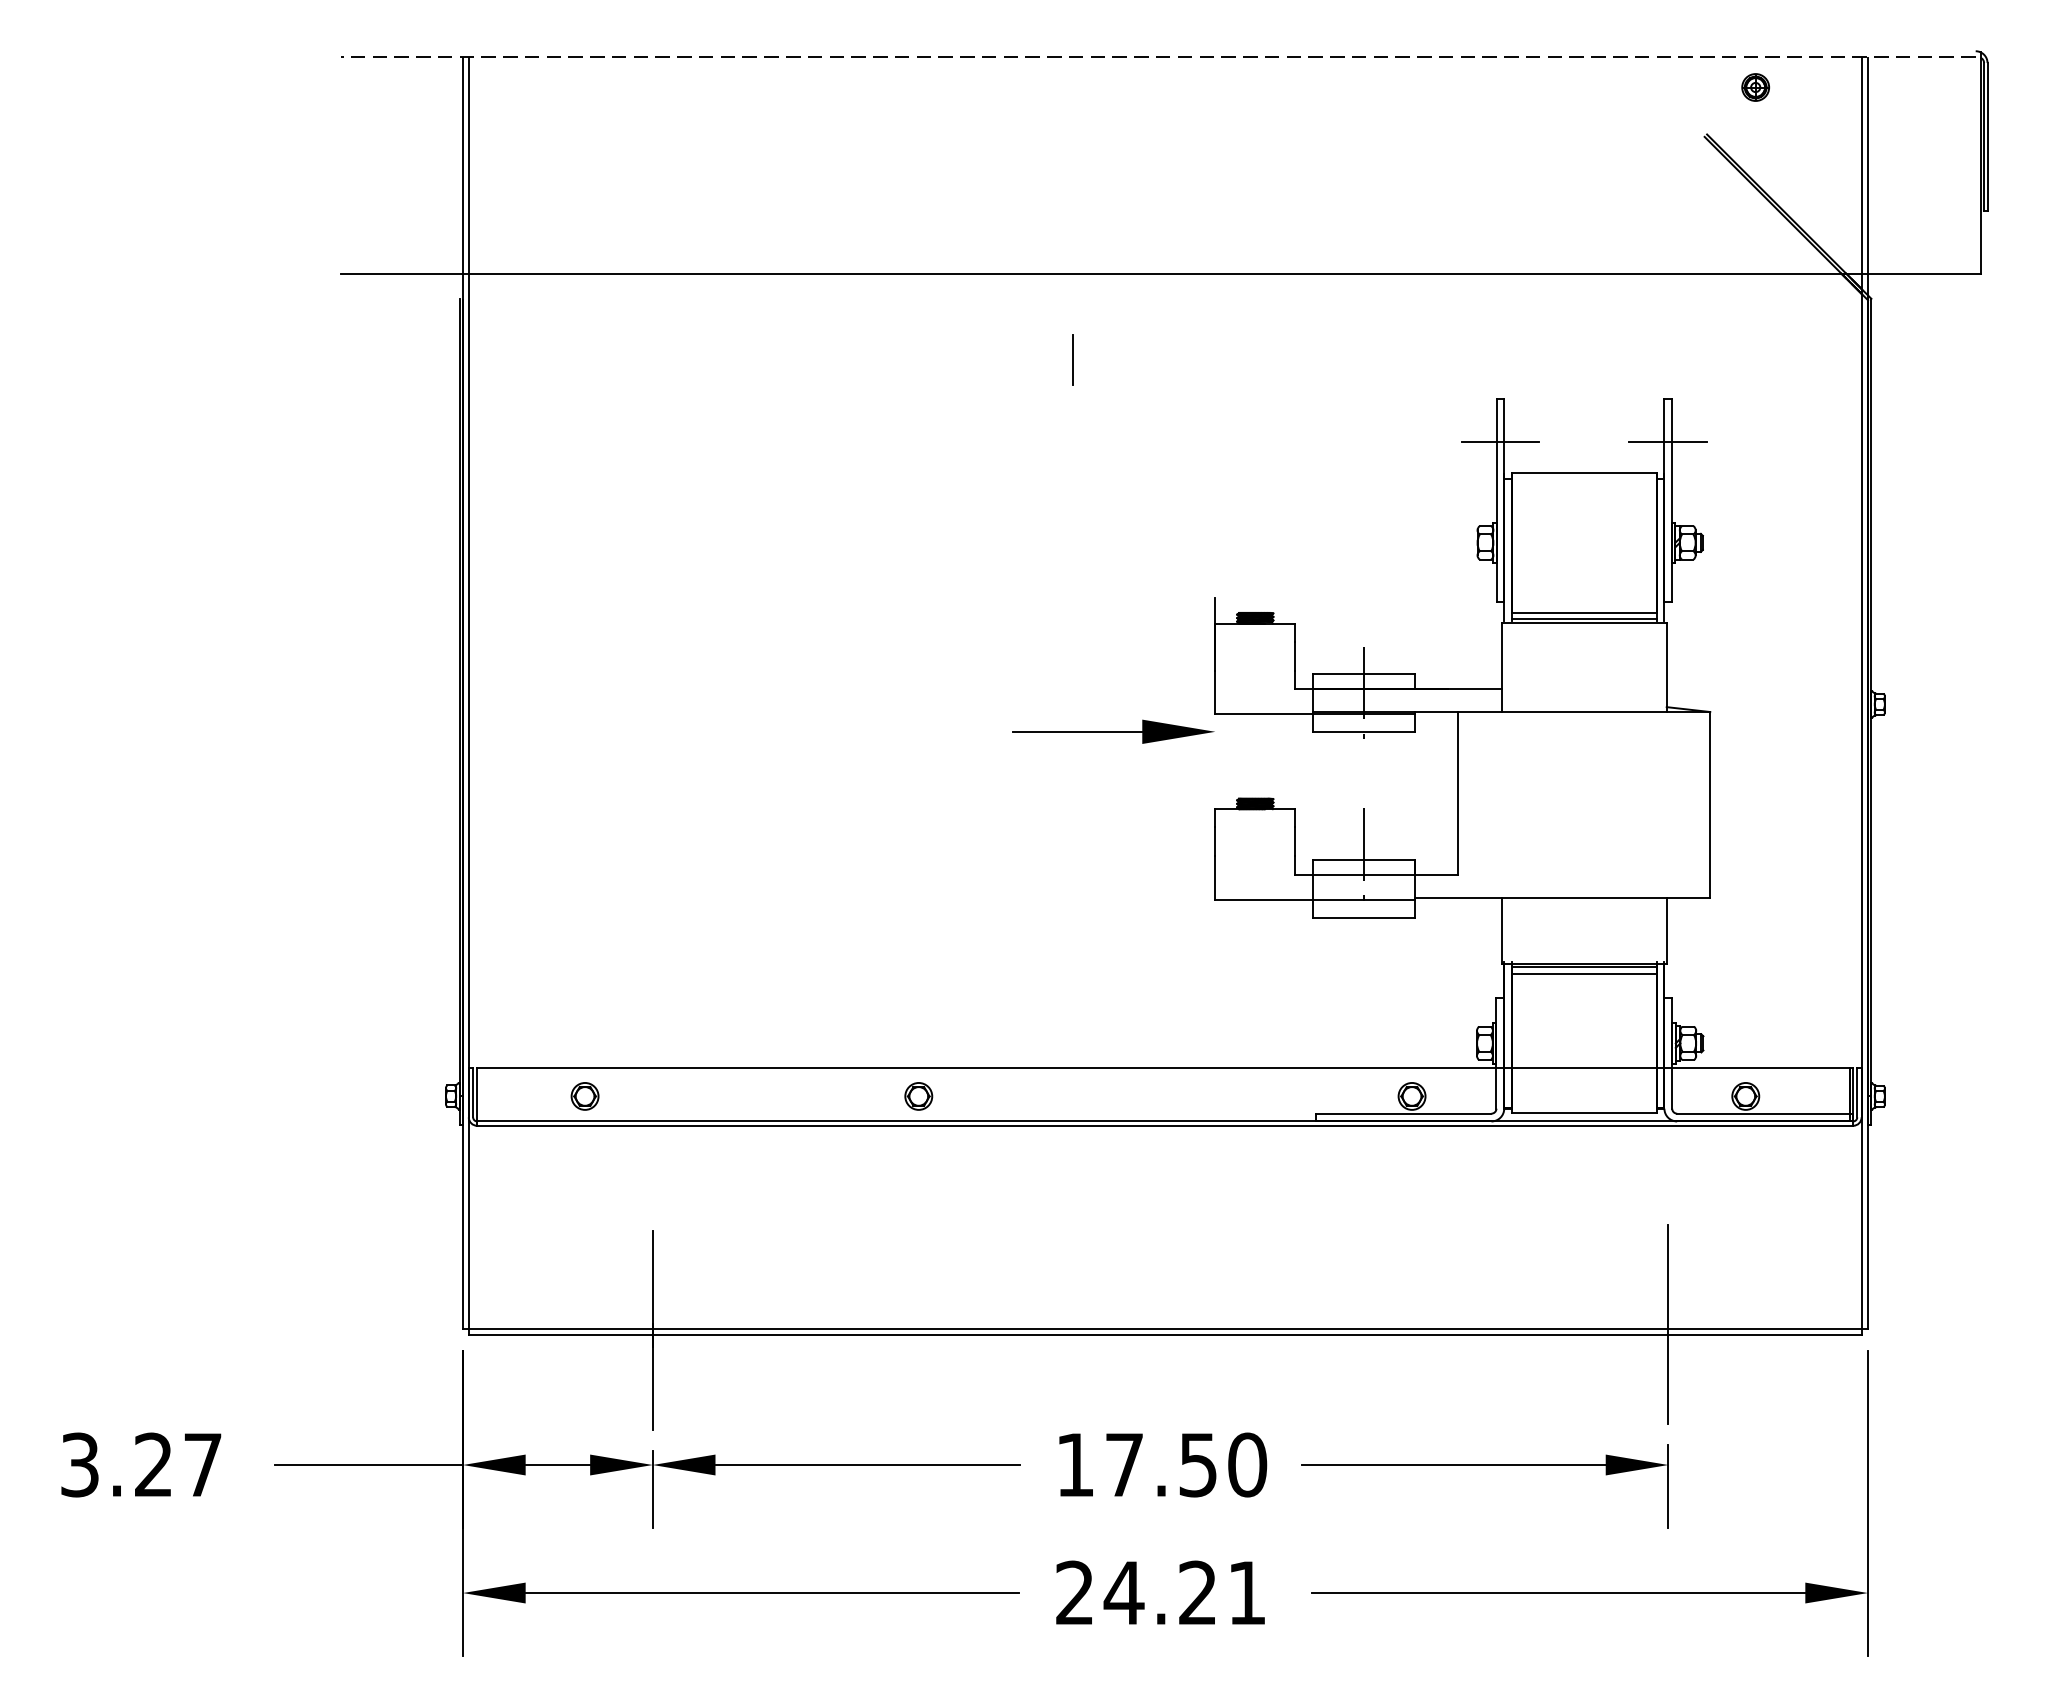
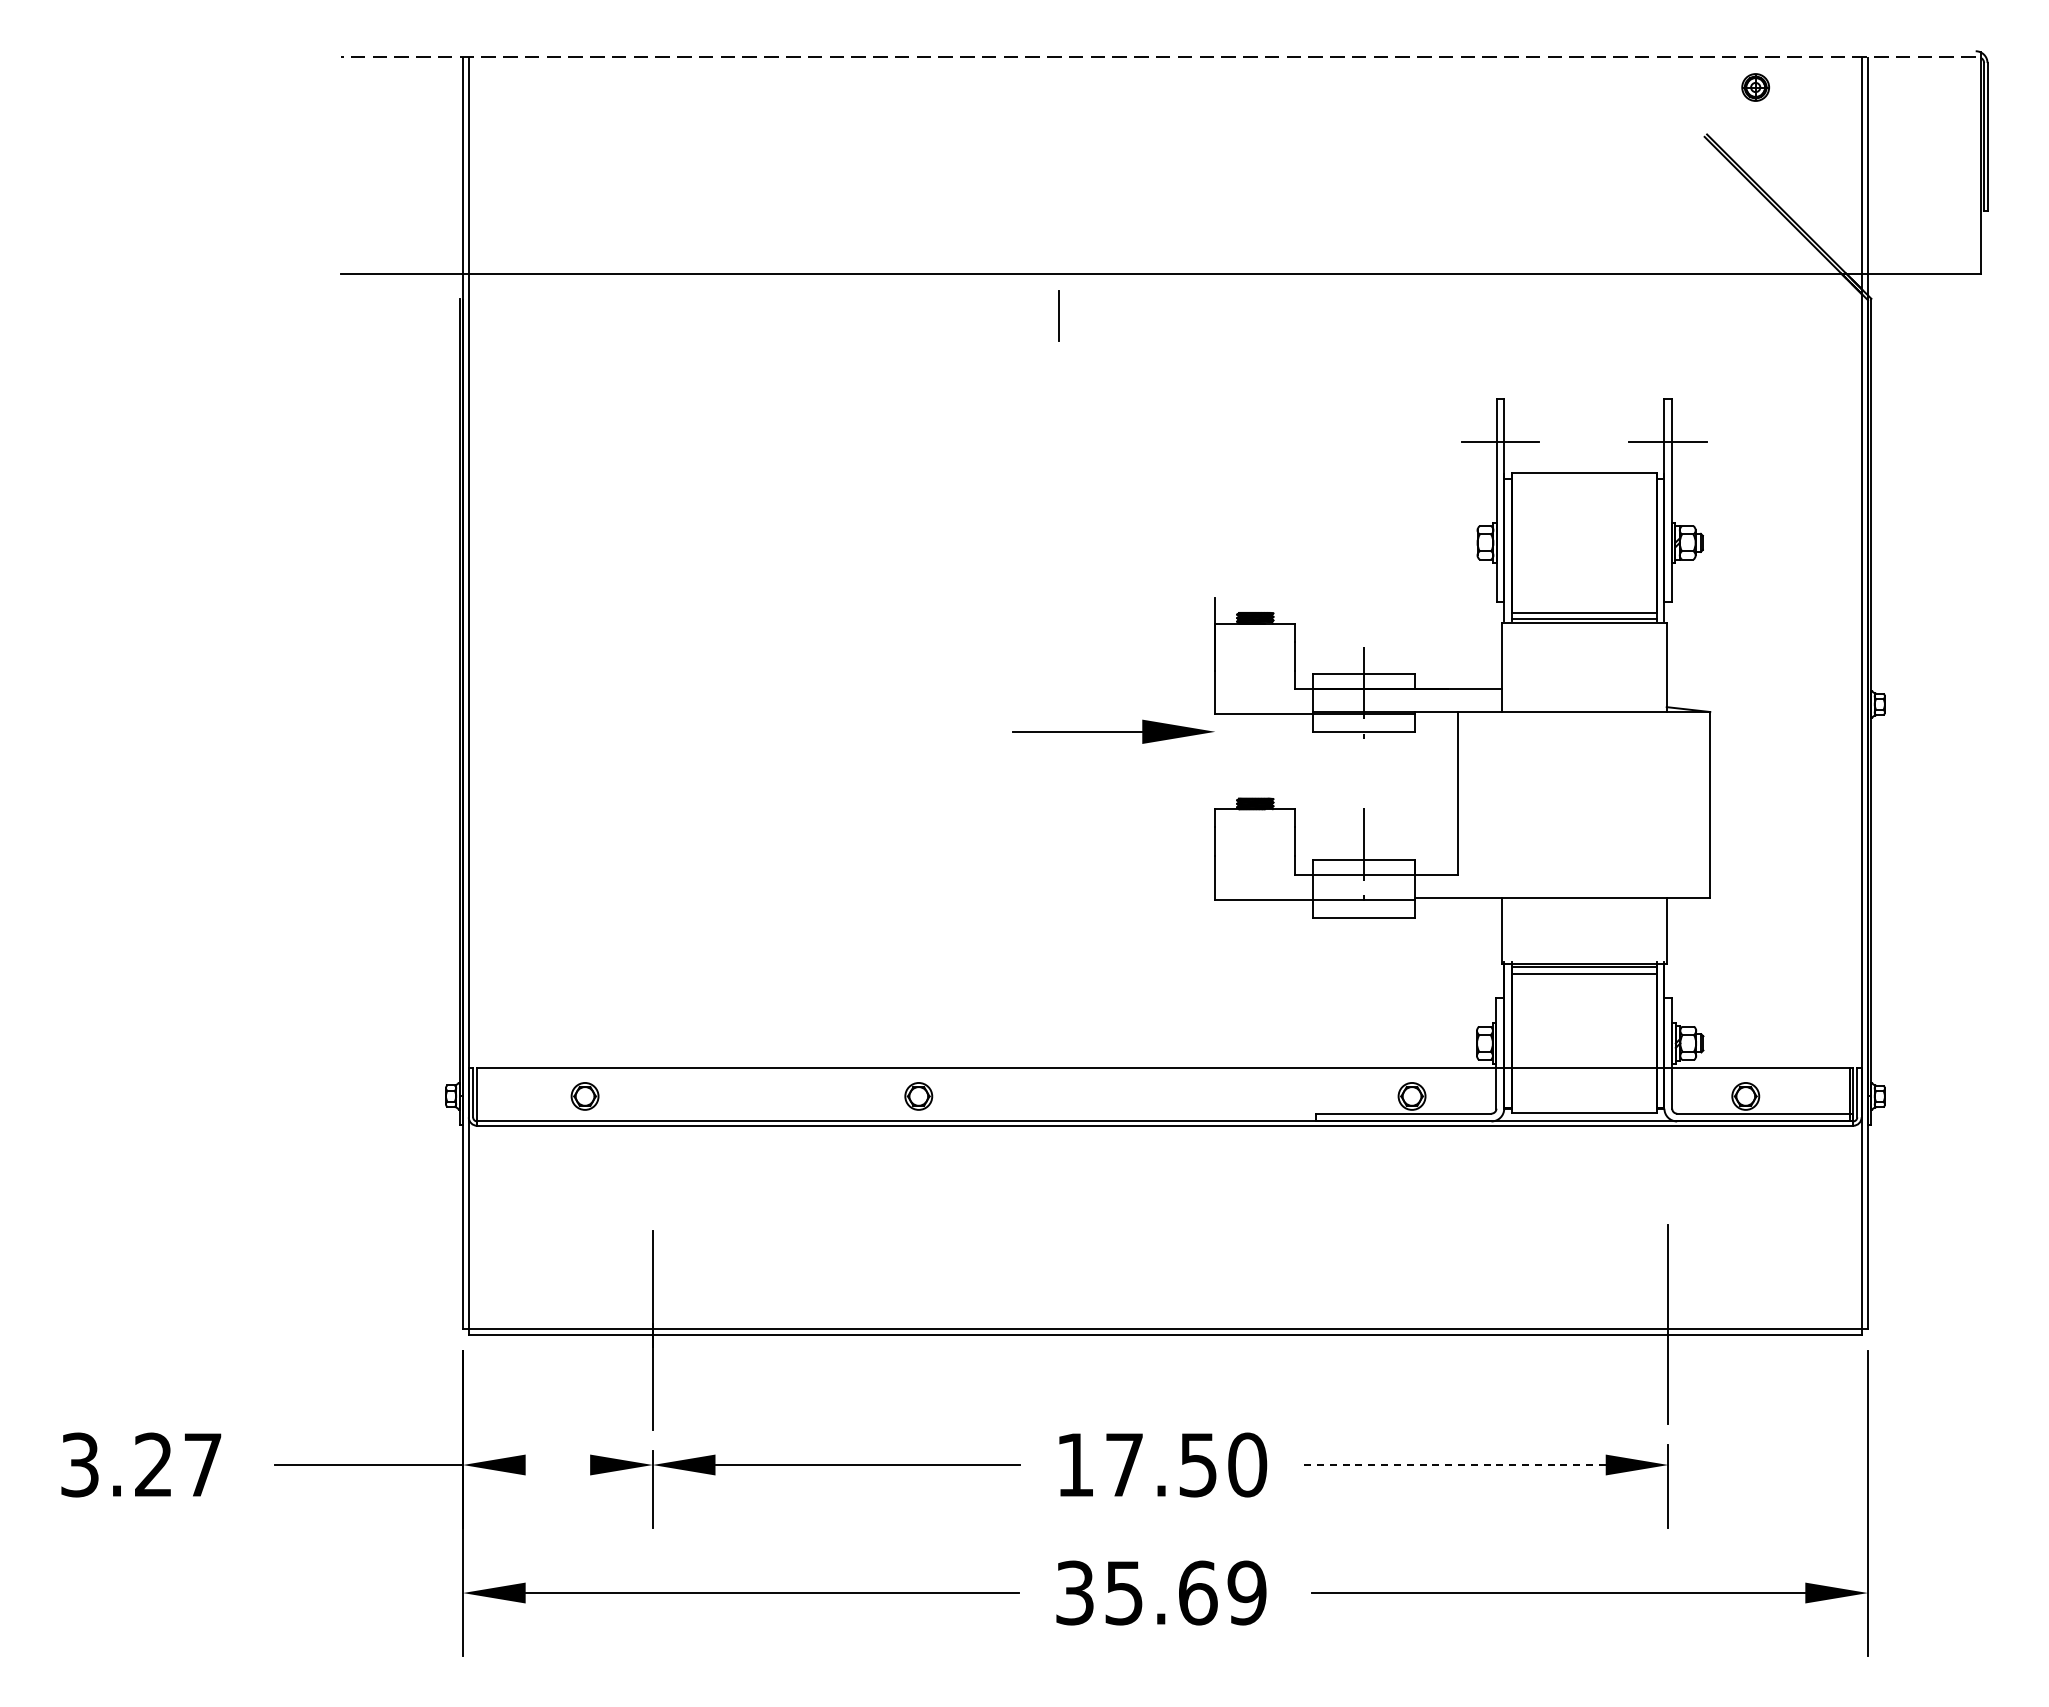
line position: (1072, 359) -> (1058, 315) (1058, 315)
line: present -> none (557, 1465)
line: solid -> dashed (1453, 1465)
text: 24.21 -> 35.69 (1161, 1592)
